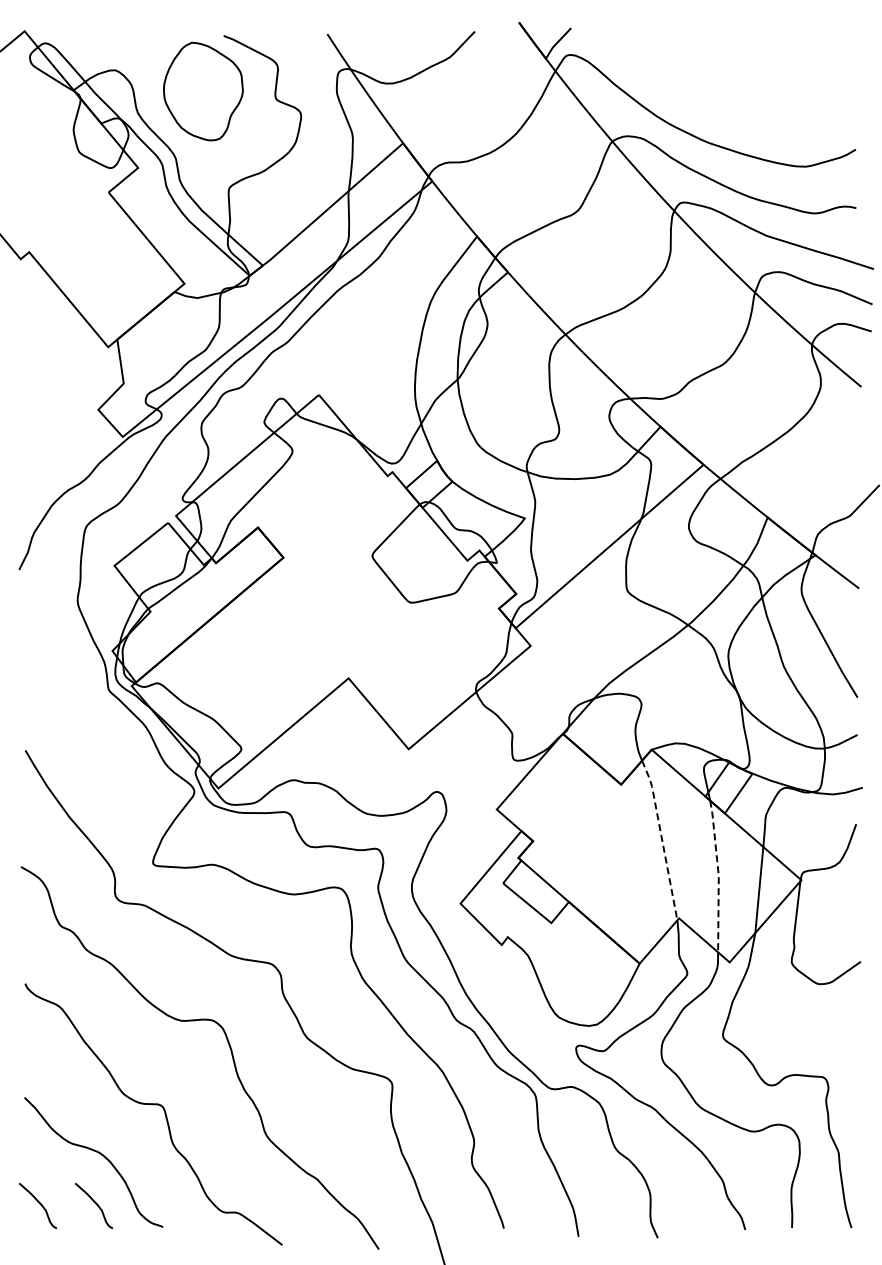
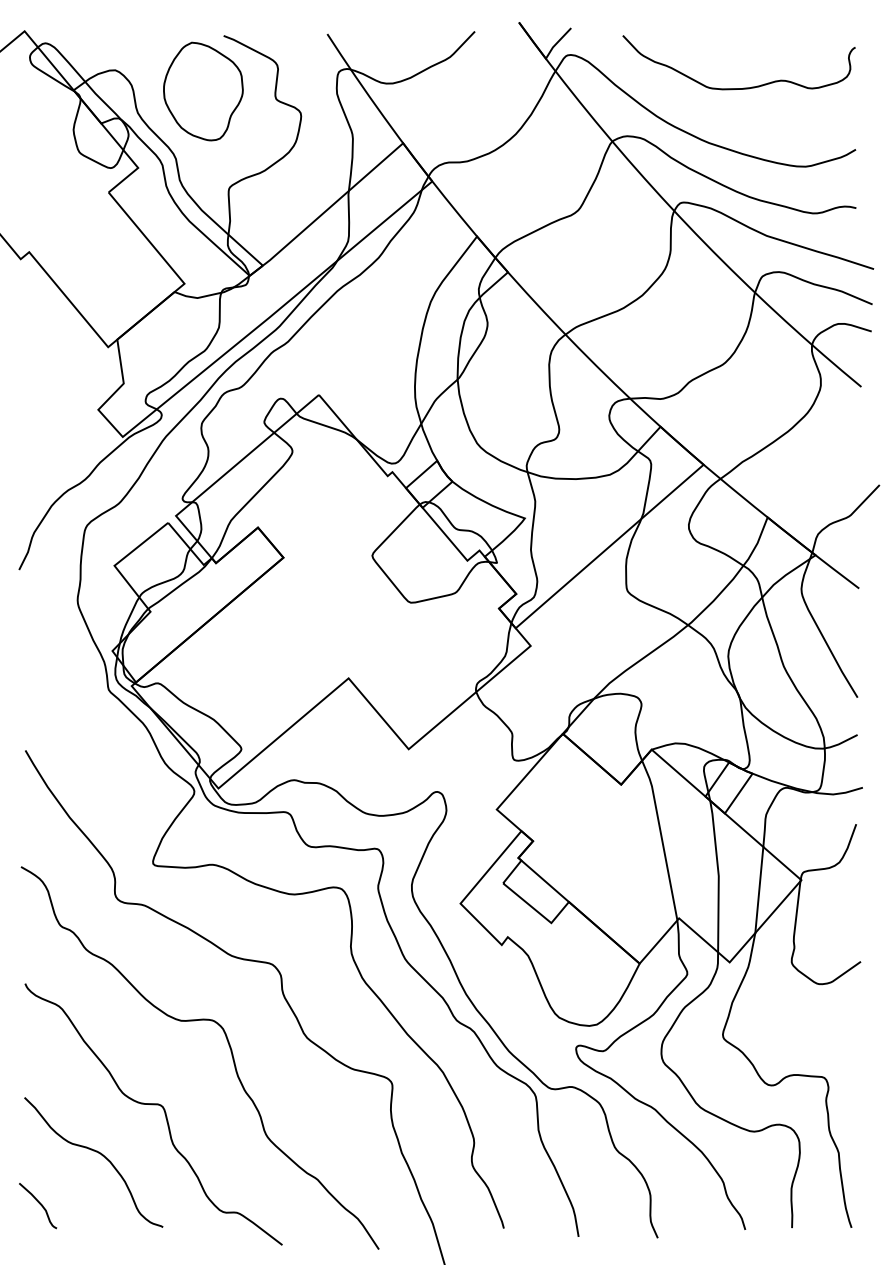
curve: none -> present (743, 87)
line: dashed -> solid (661, 838)
line: dashed -> solid (718, 876)
curve: present -> none (95, 1204)
